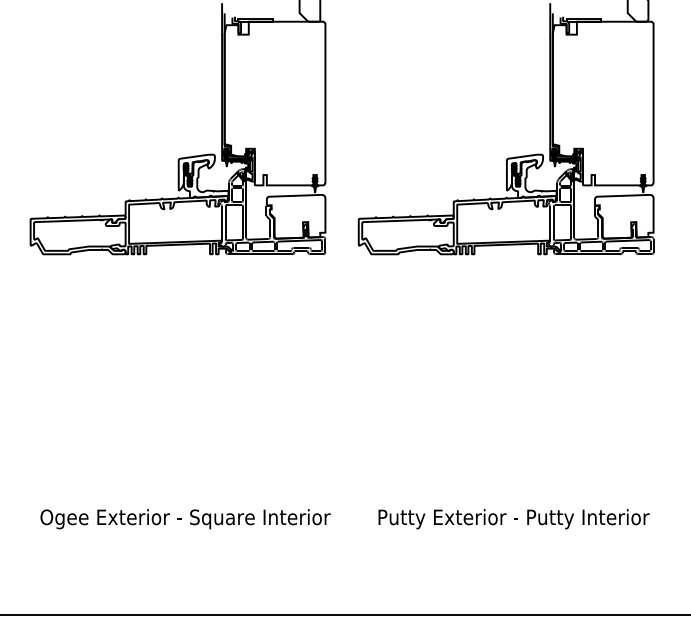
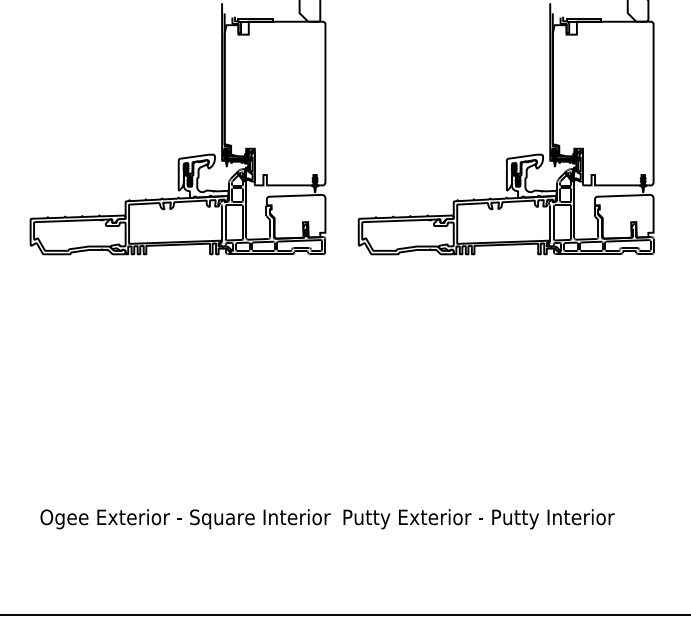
text position: (513, 519) -> (478, 519) (478, 519)
